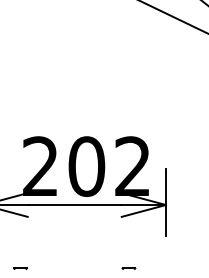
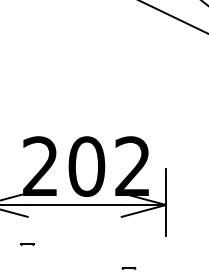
line position: (20, 268) -> (27, 244) (27, 244)
